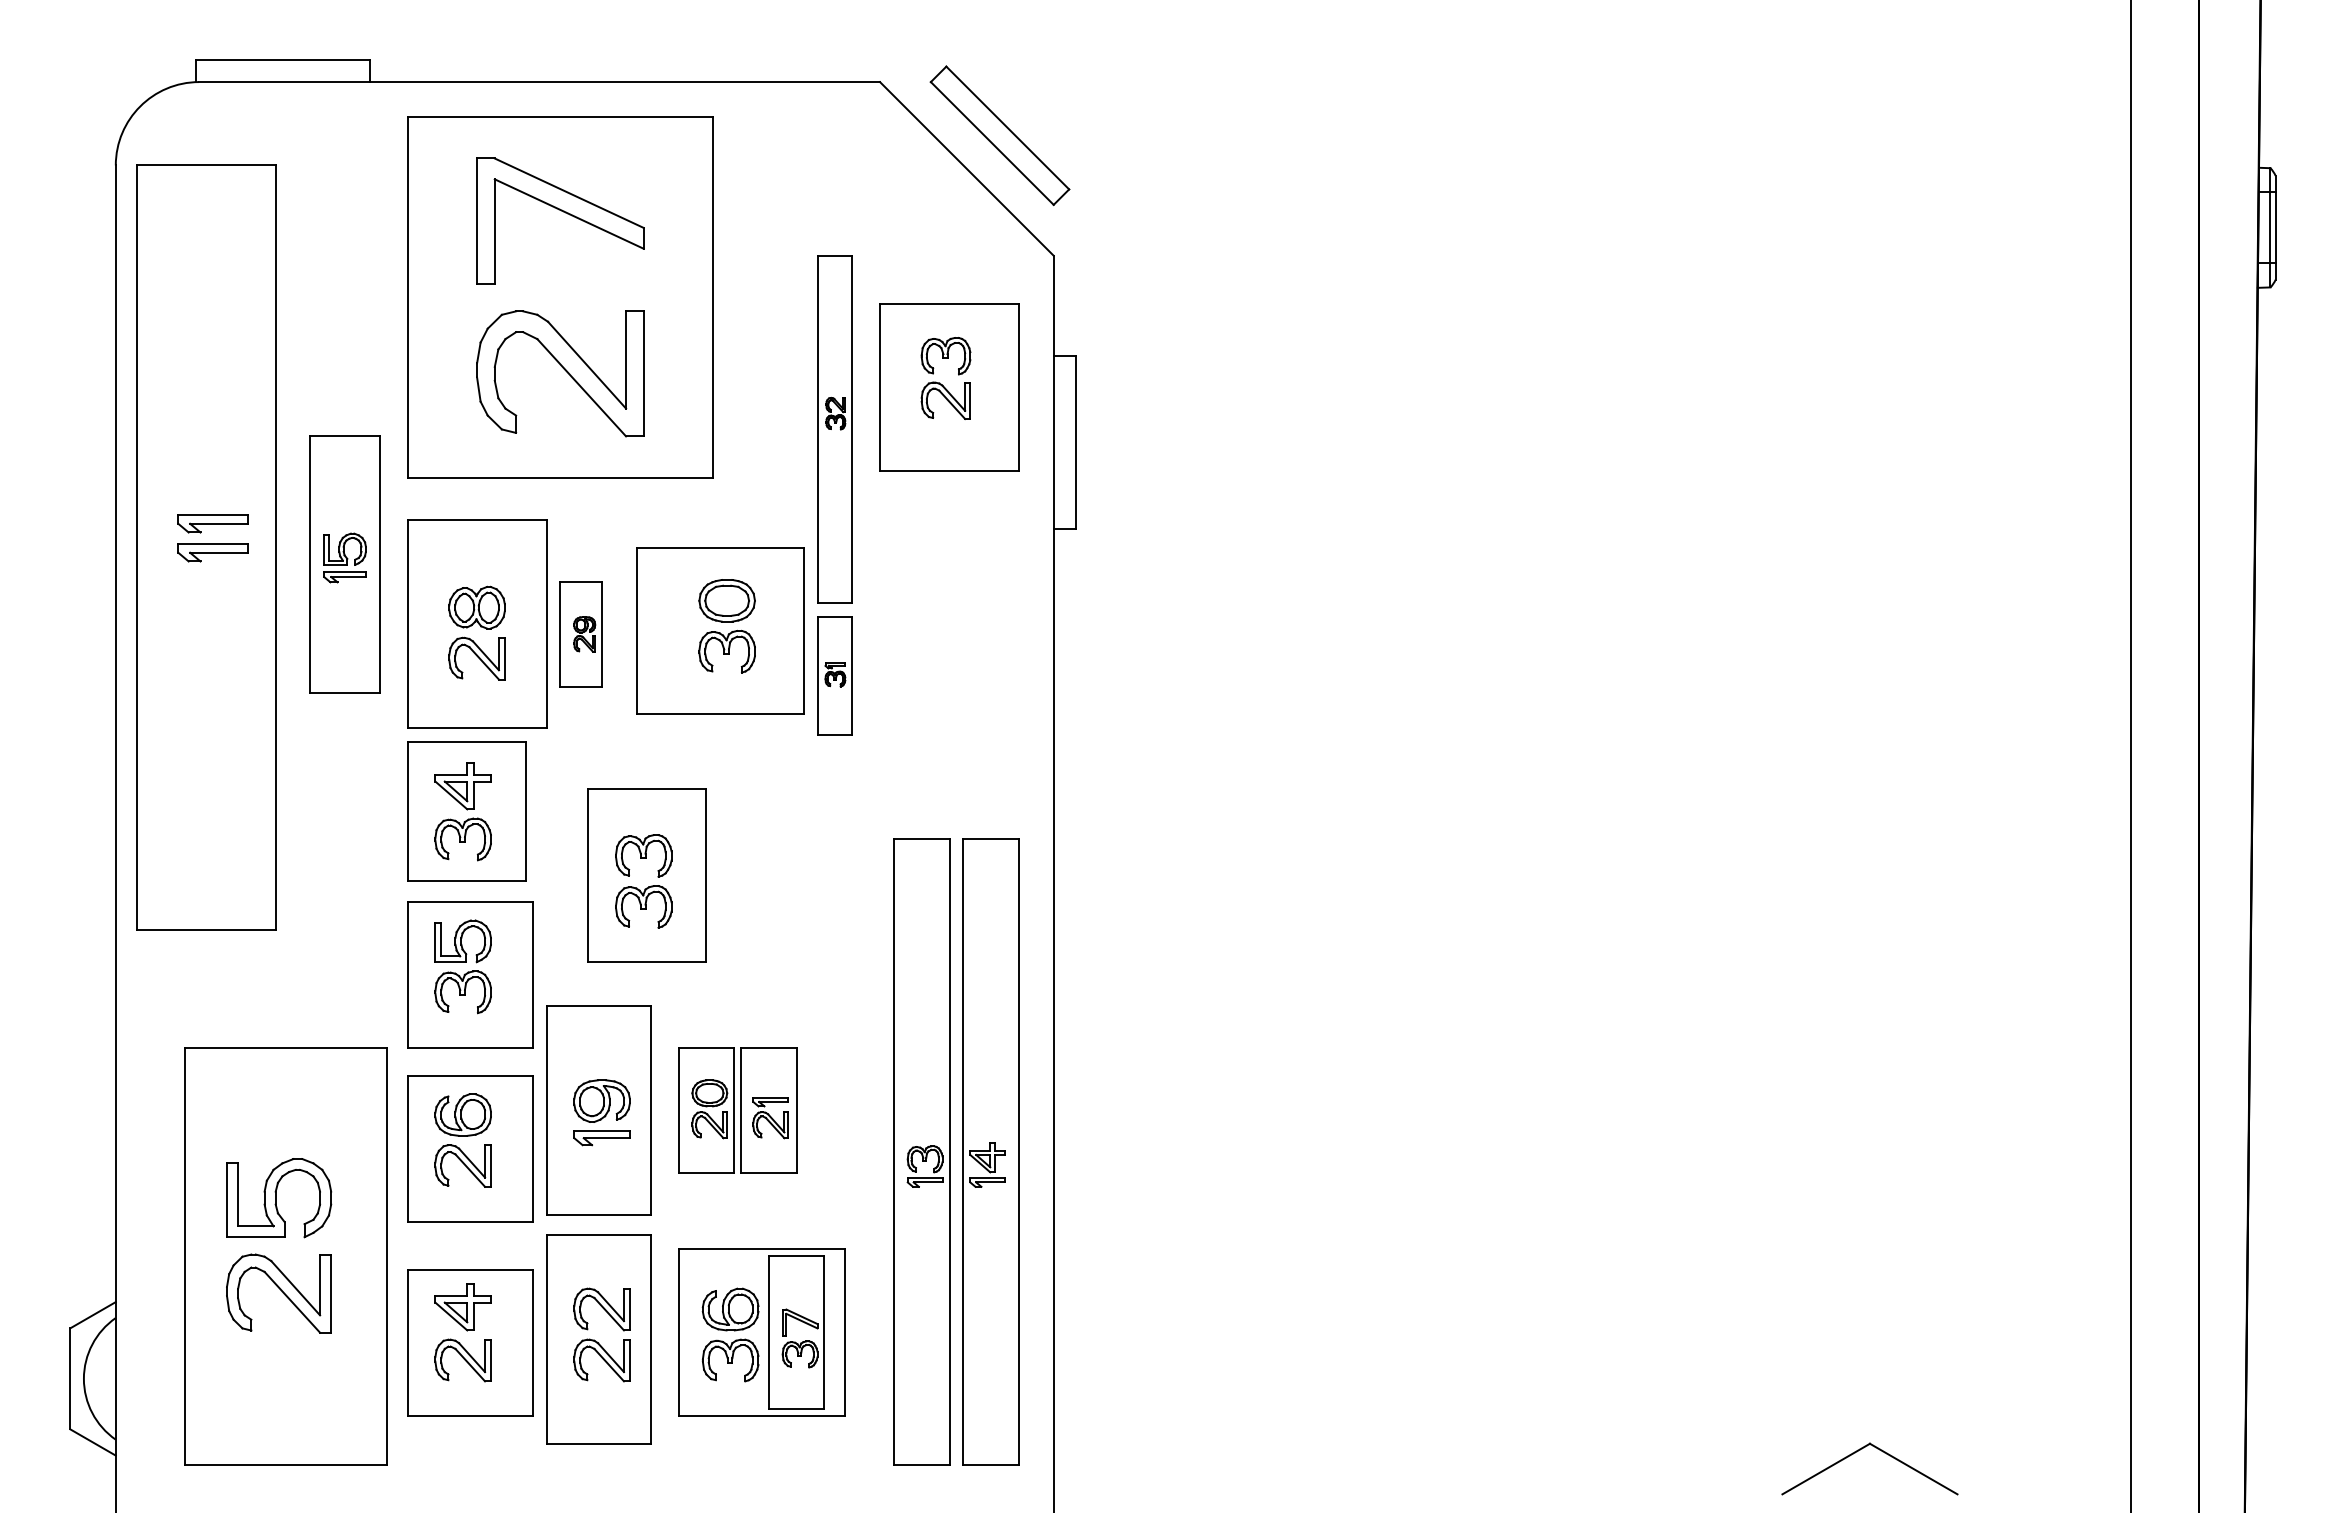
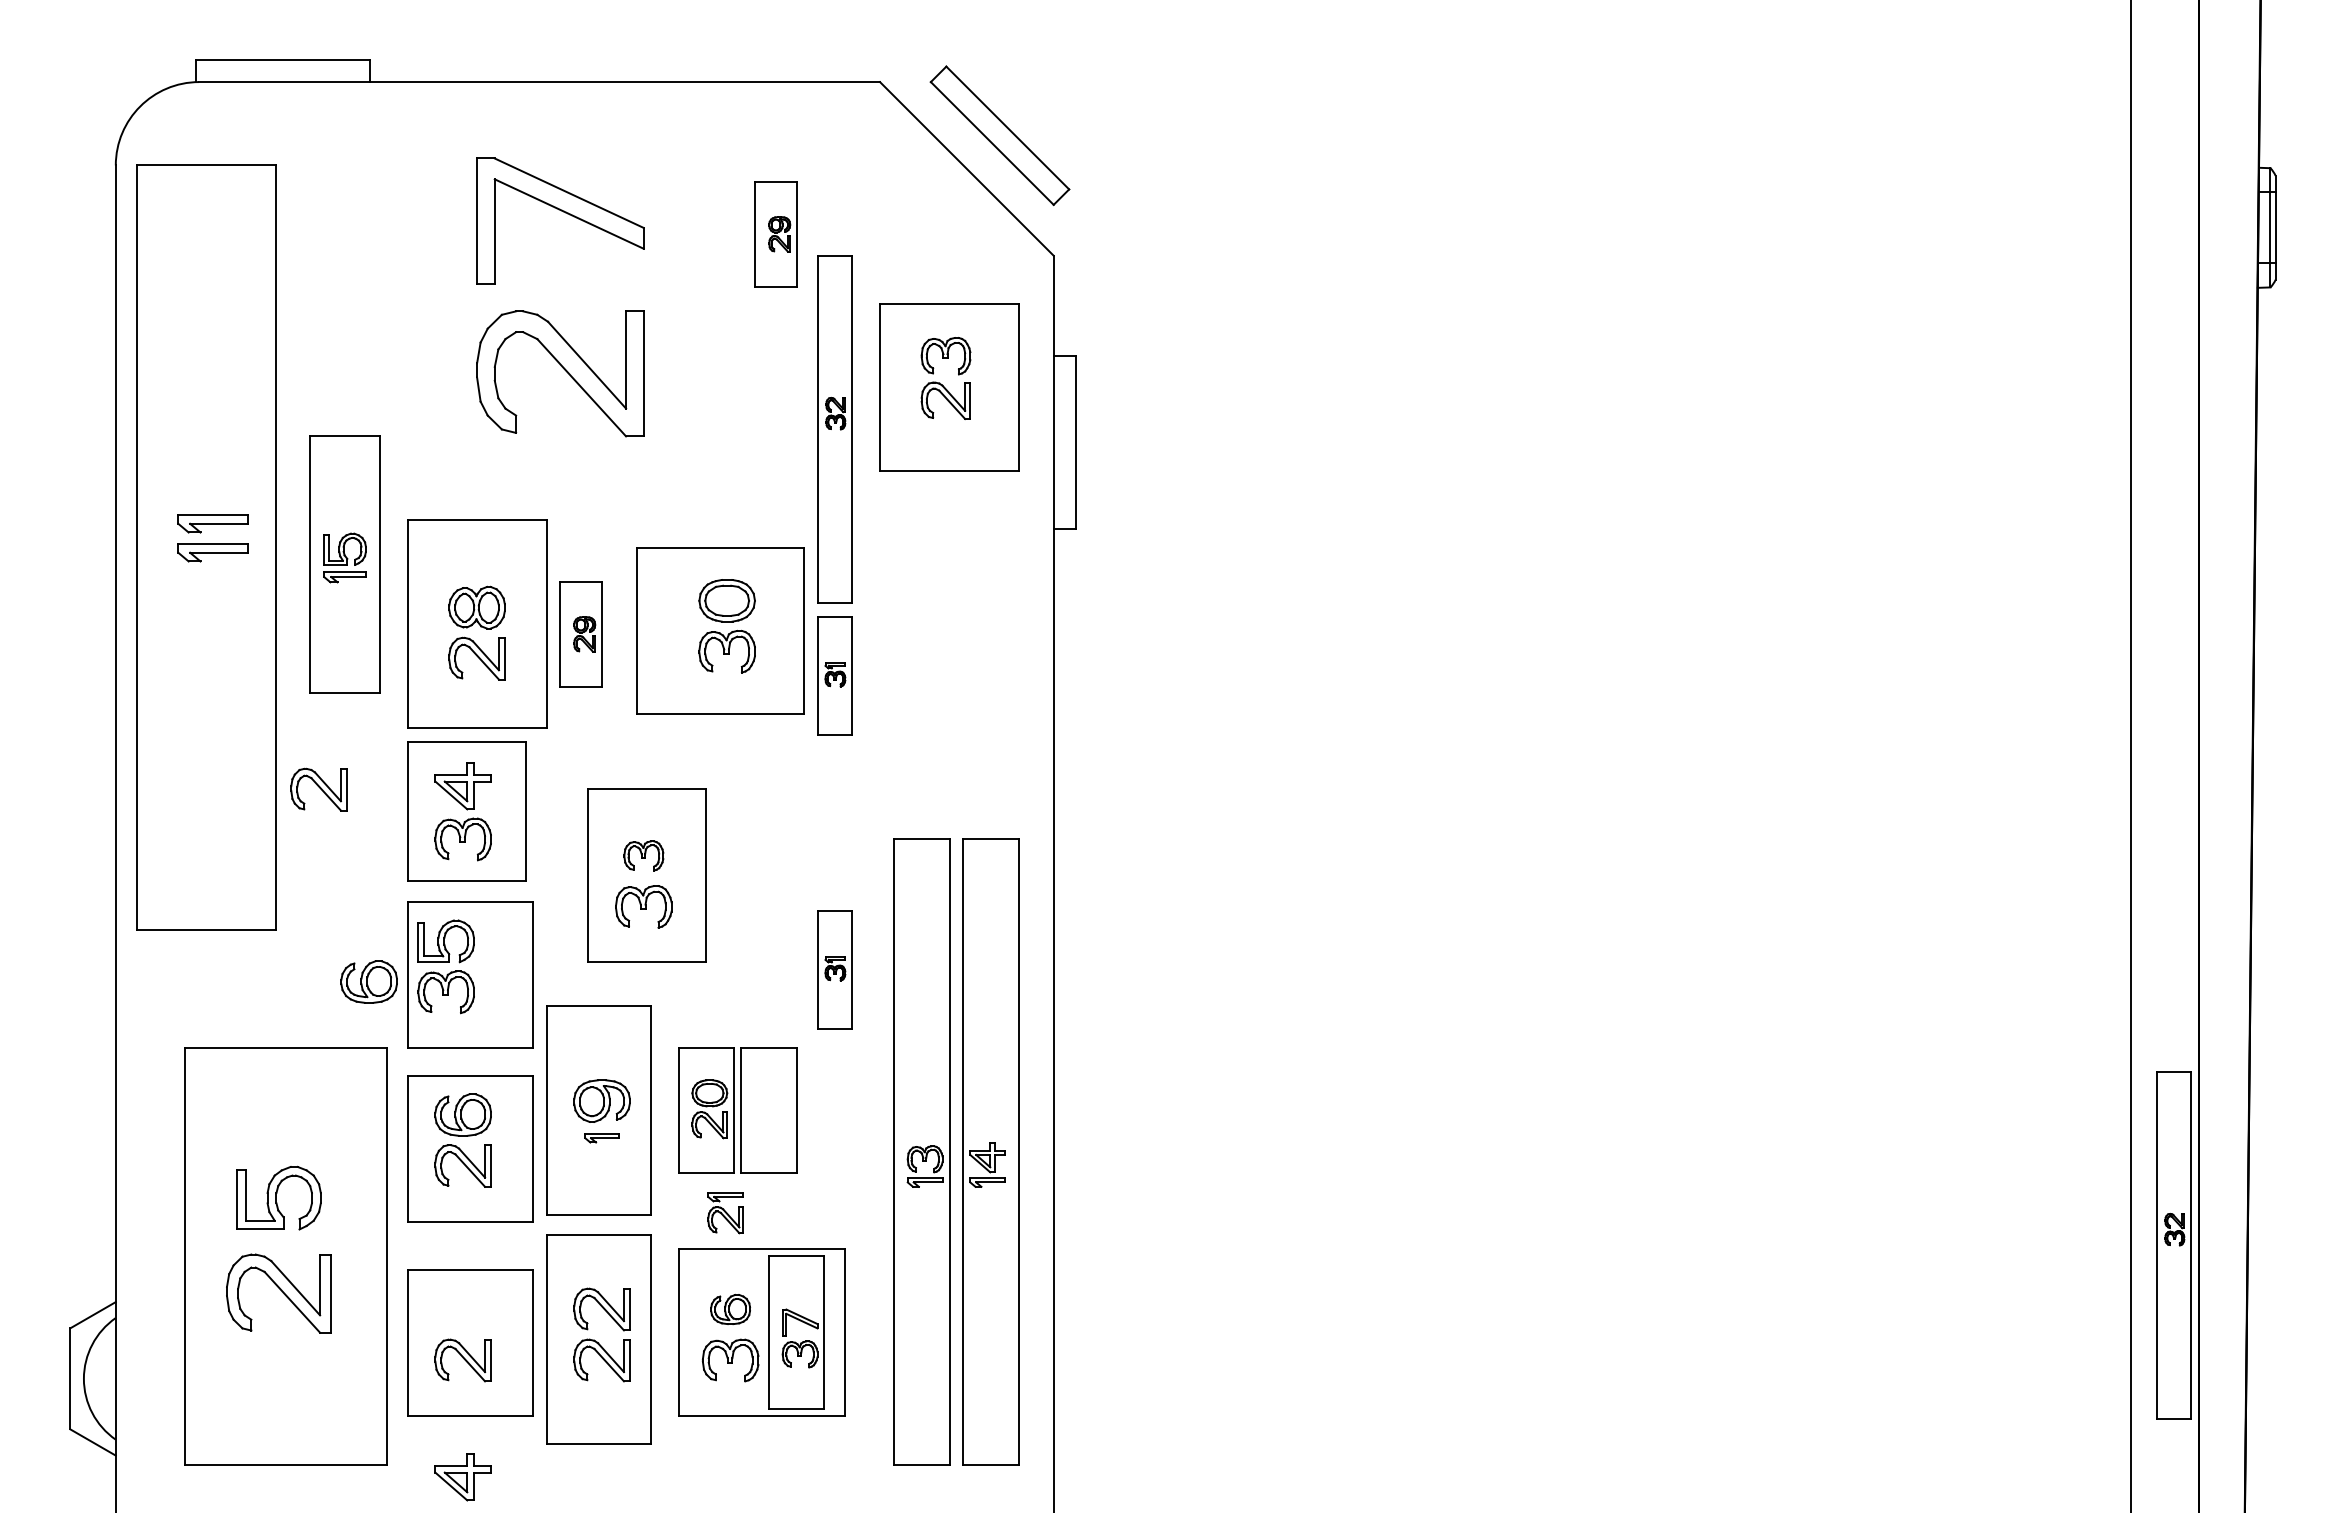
part: none -> present (775, 234)
part: present -> none (560, 297)
part: none -> present (318, 789)
part size: 58x44 px -> 42x32 px (643, 855)
part position: (462, 966) -> (445, 966) (445, 966)
part: none -> present (834, 969)
part: none -> present (368, 981)
part position: (770, 1118) -> (725, 1213) (725, 1213)
part size: 58x17 px -> 36x11 px (601, 1138)
part size: 107x81 px -> 86x66 px (278, 1197)
part: none -> present (2173, 1245)
part position: (462, 1307) -> (462, 1477) (462, 1477)
part size: 59x45 px -> 41x31 px (730, 1309)
part: present -> none (1857, 1452)
